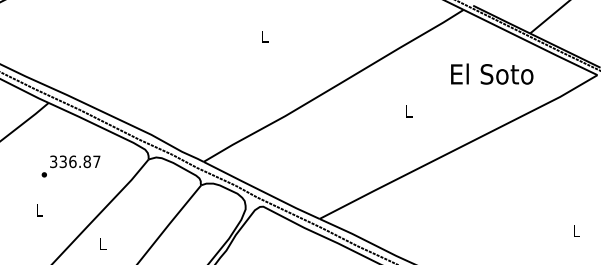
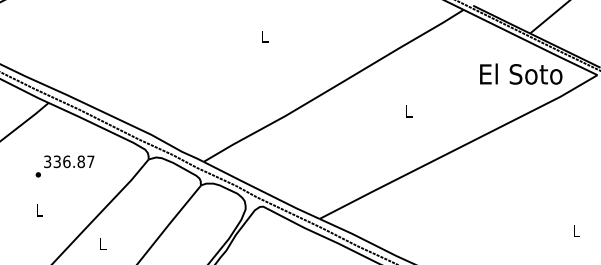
text position: (492, 73) -> (521, 73) (521, 73)
text position: (70, 166) -> (64, 166) (64, 166)
